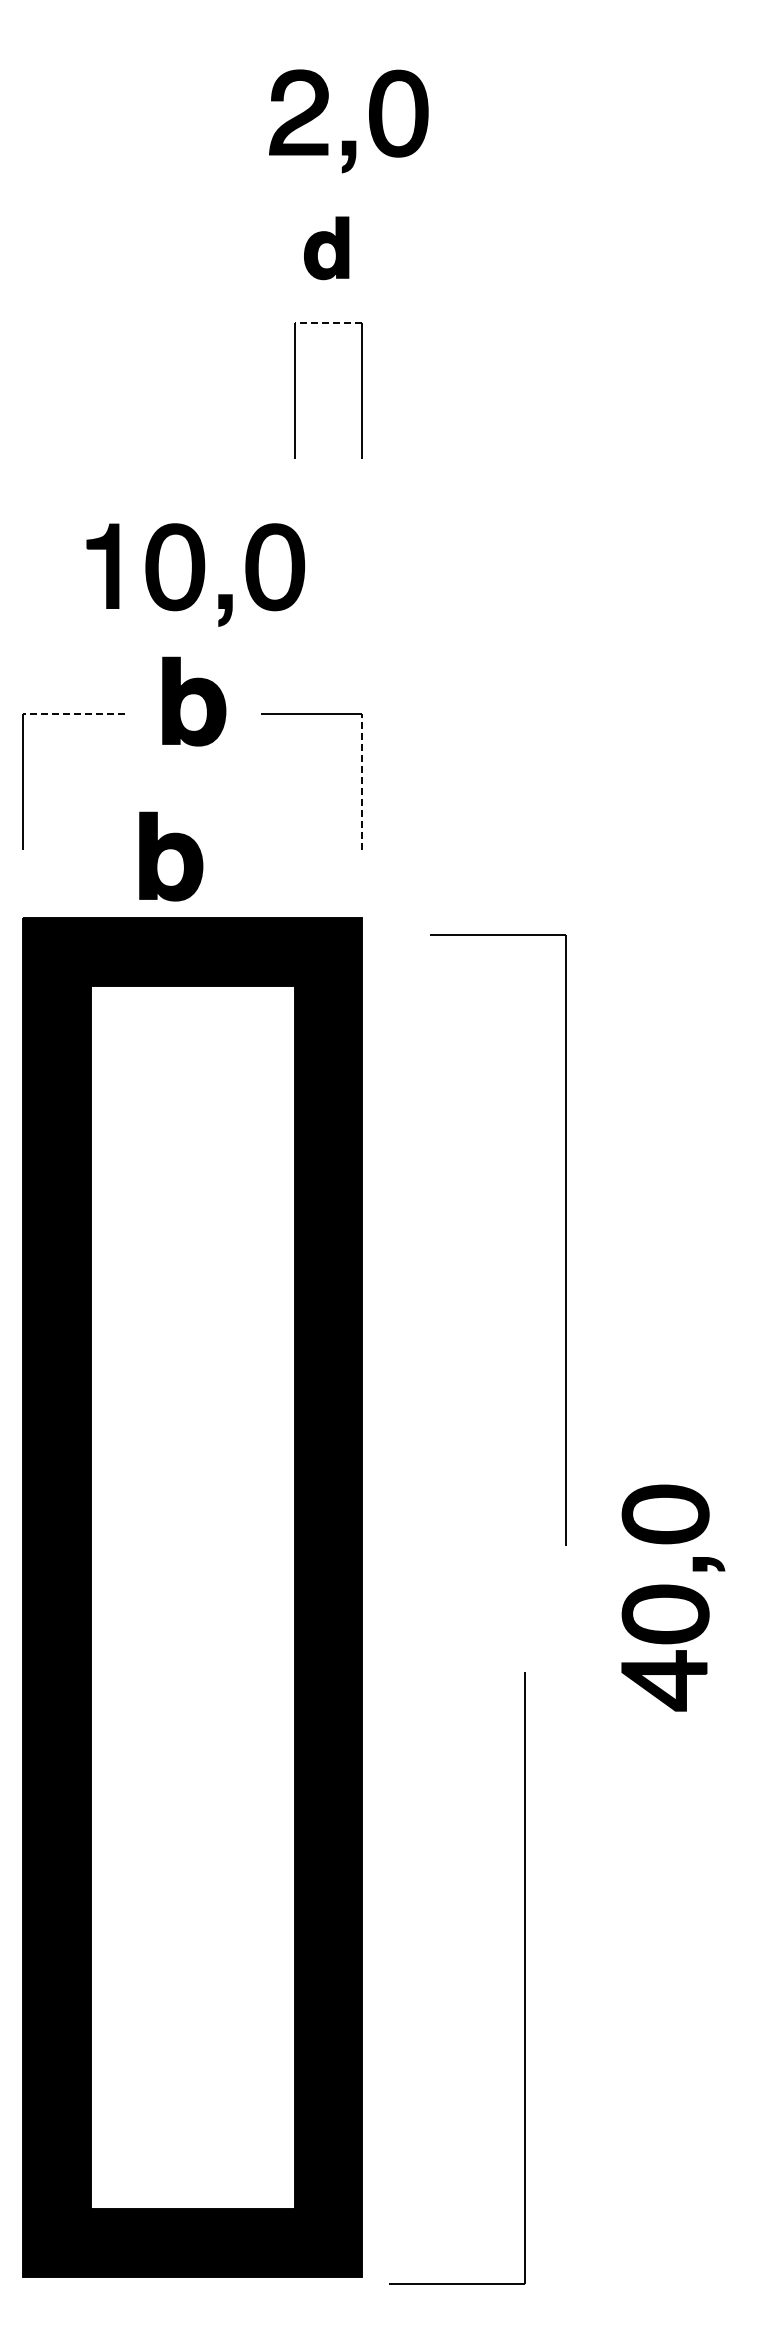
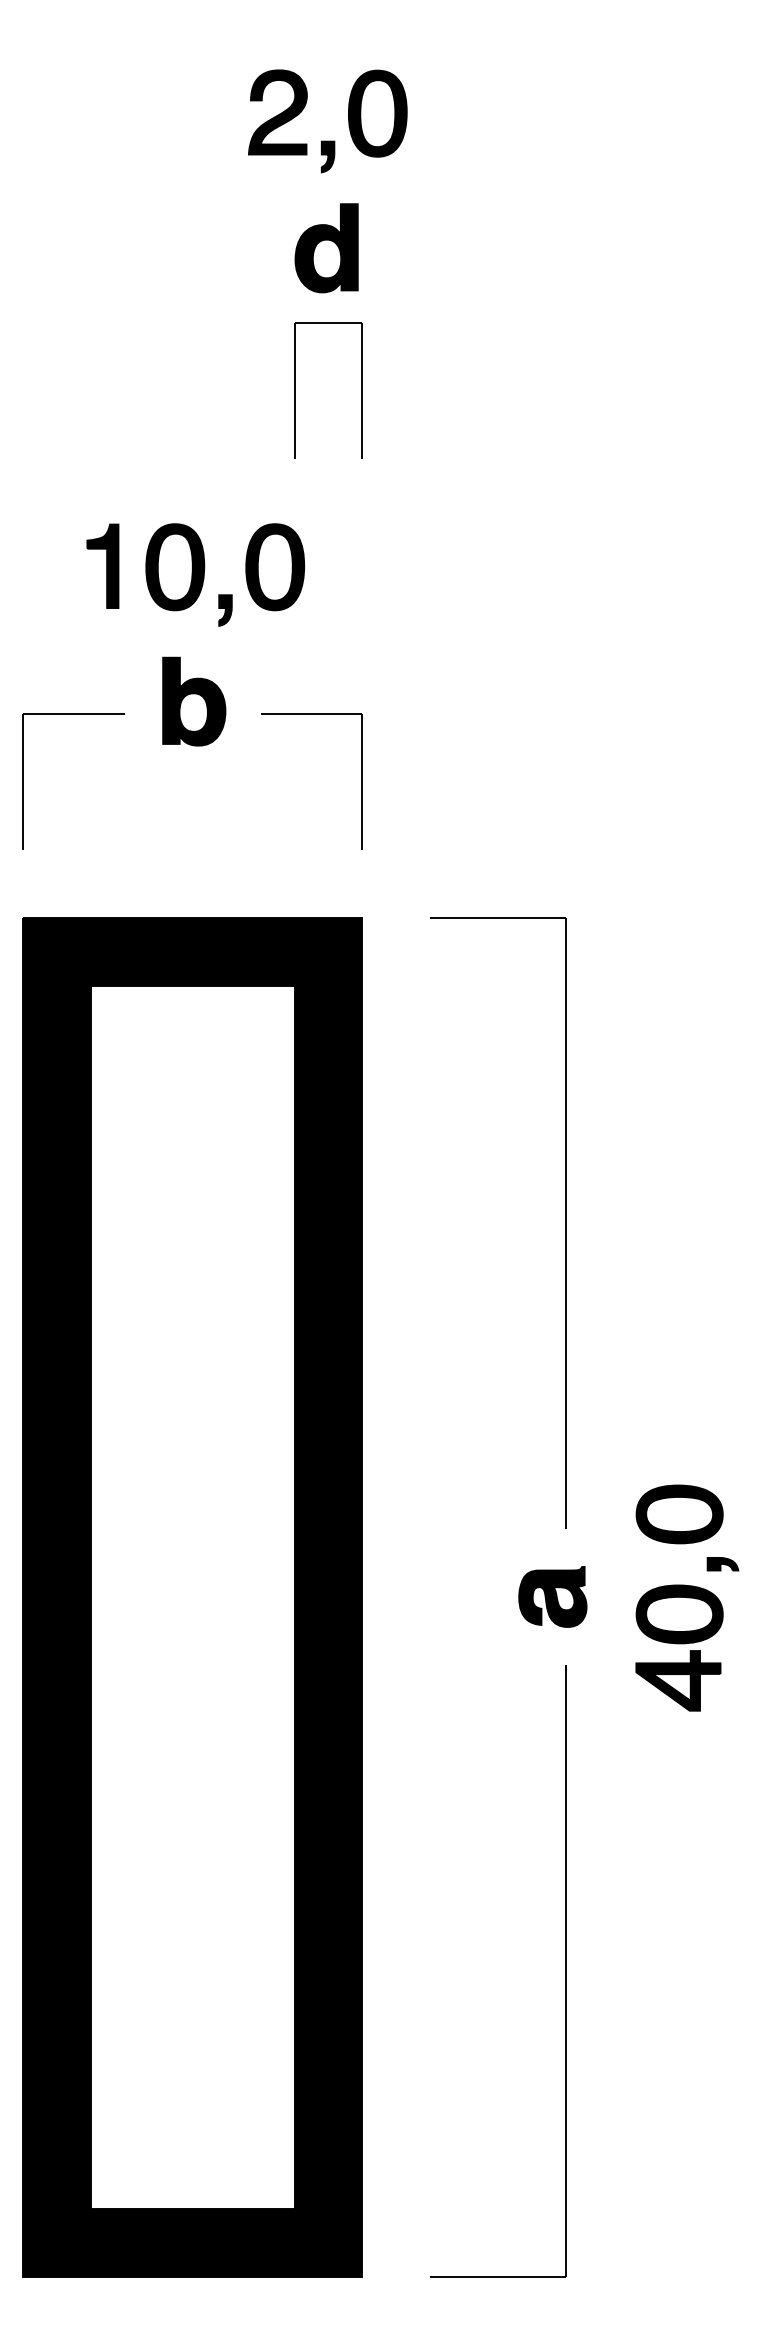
part position: (348, 140) -> (327, 140) (327, 140)
part size: 46x65 px -> 65x91 px (326, 248)
line: dashed -> solid (328, 323)
line: dashed -> solid (73, 713)
line: dashed -> solid (362, 781)
part: present -> none (171, 856)
part position: (565, 1239) -> (565, 1222) (565, 1222)
part: none -> present (552, 1596)
part position: (673, 1597) -> (687, 1597) (687, 1597)
part position: (524, 1978) -> (565, 1971) (565, 1971)
